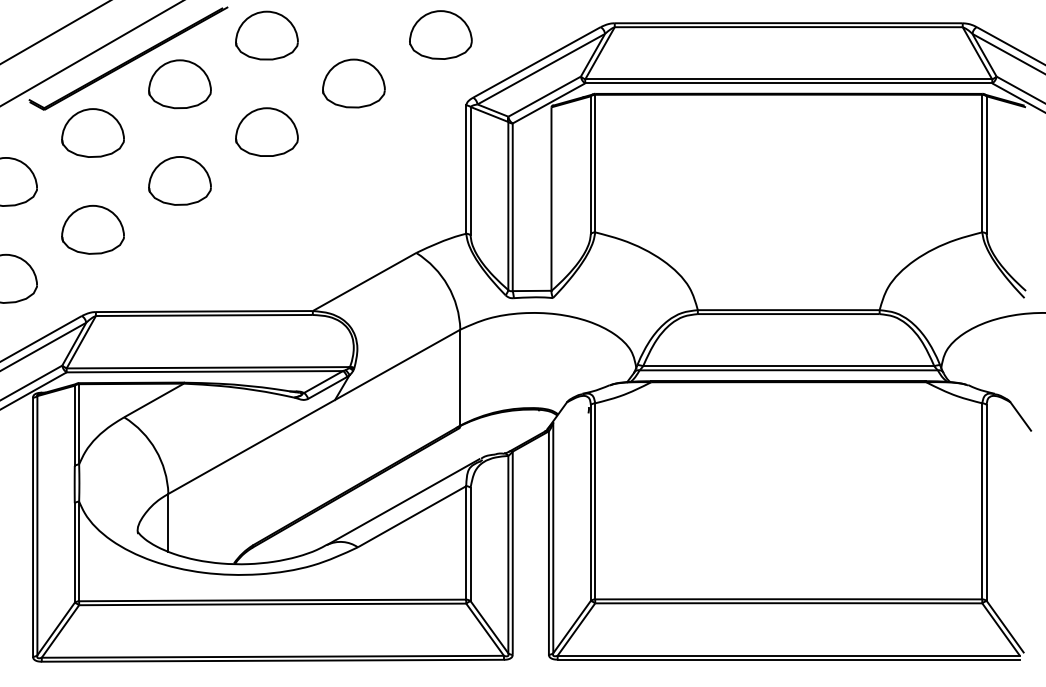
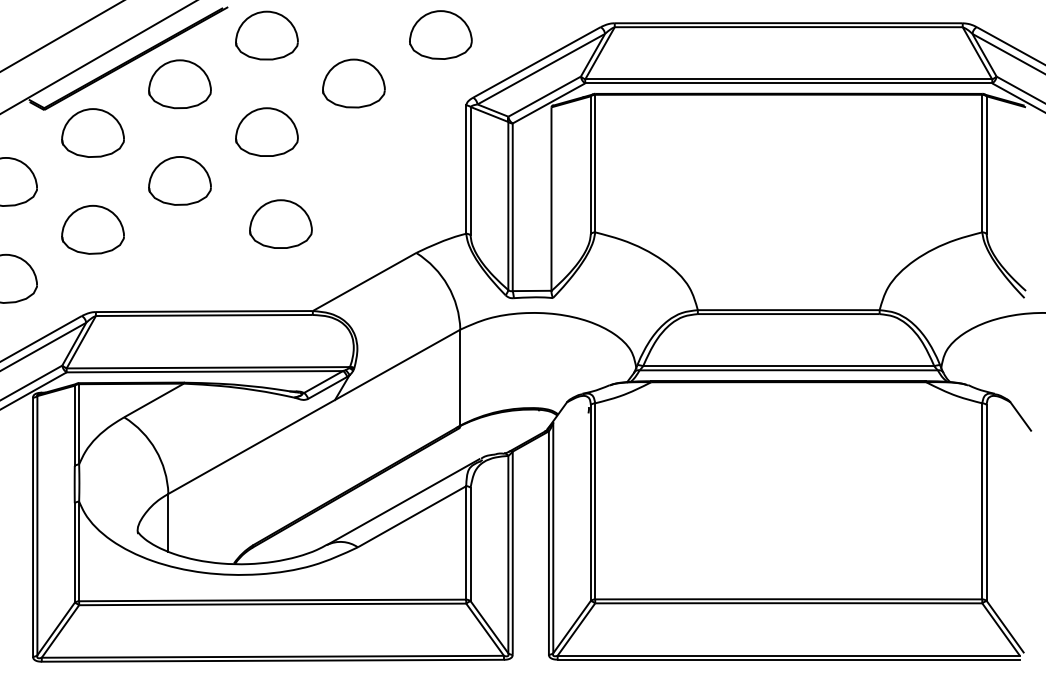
line position: (54, 32) -> (61, 36) (61, 36)
line position: (91, 53) -> (98, 57) (98, 57)
part: none -> present (280, 223)
